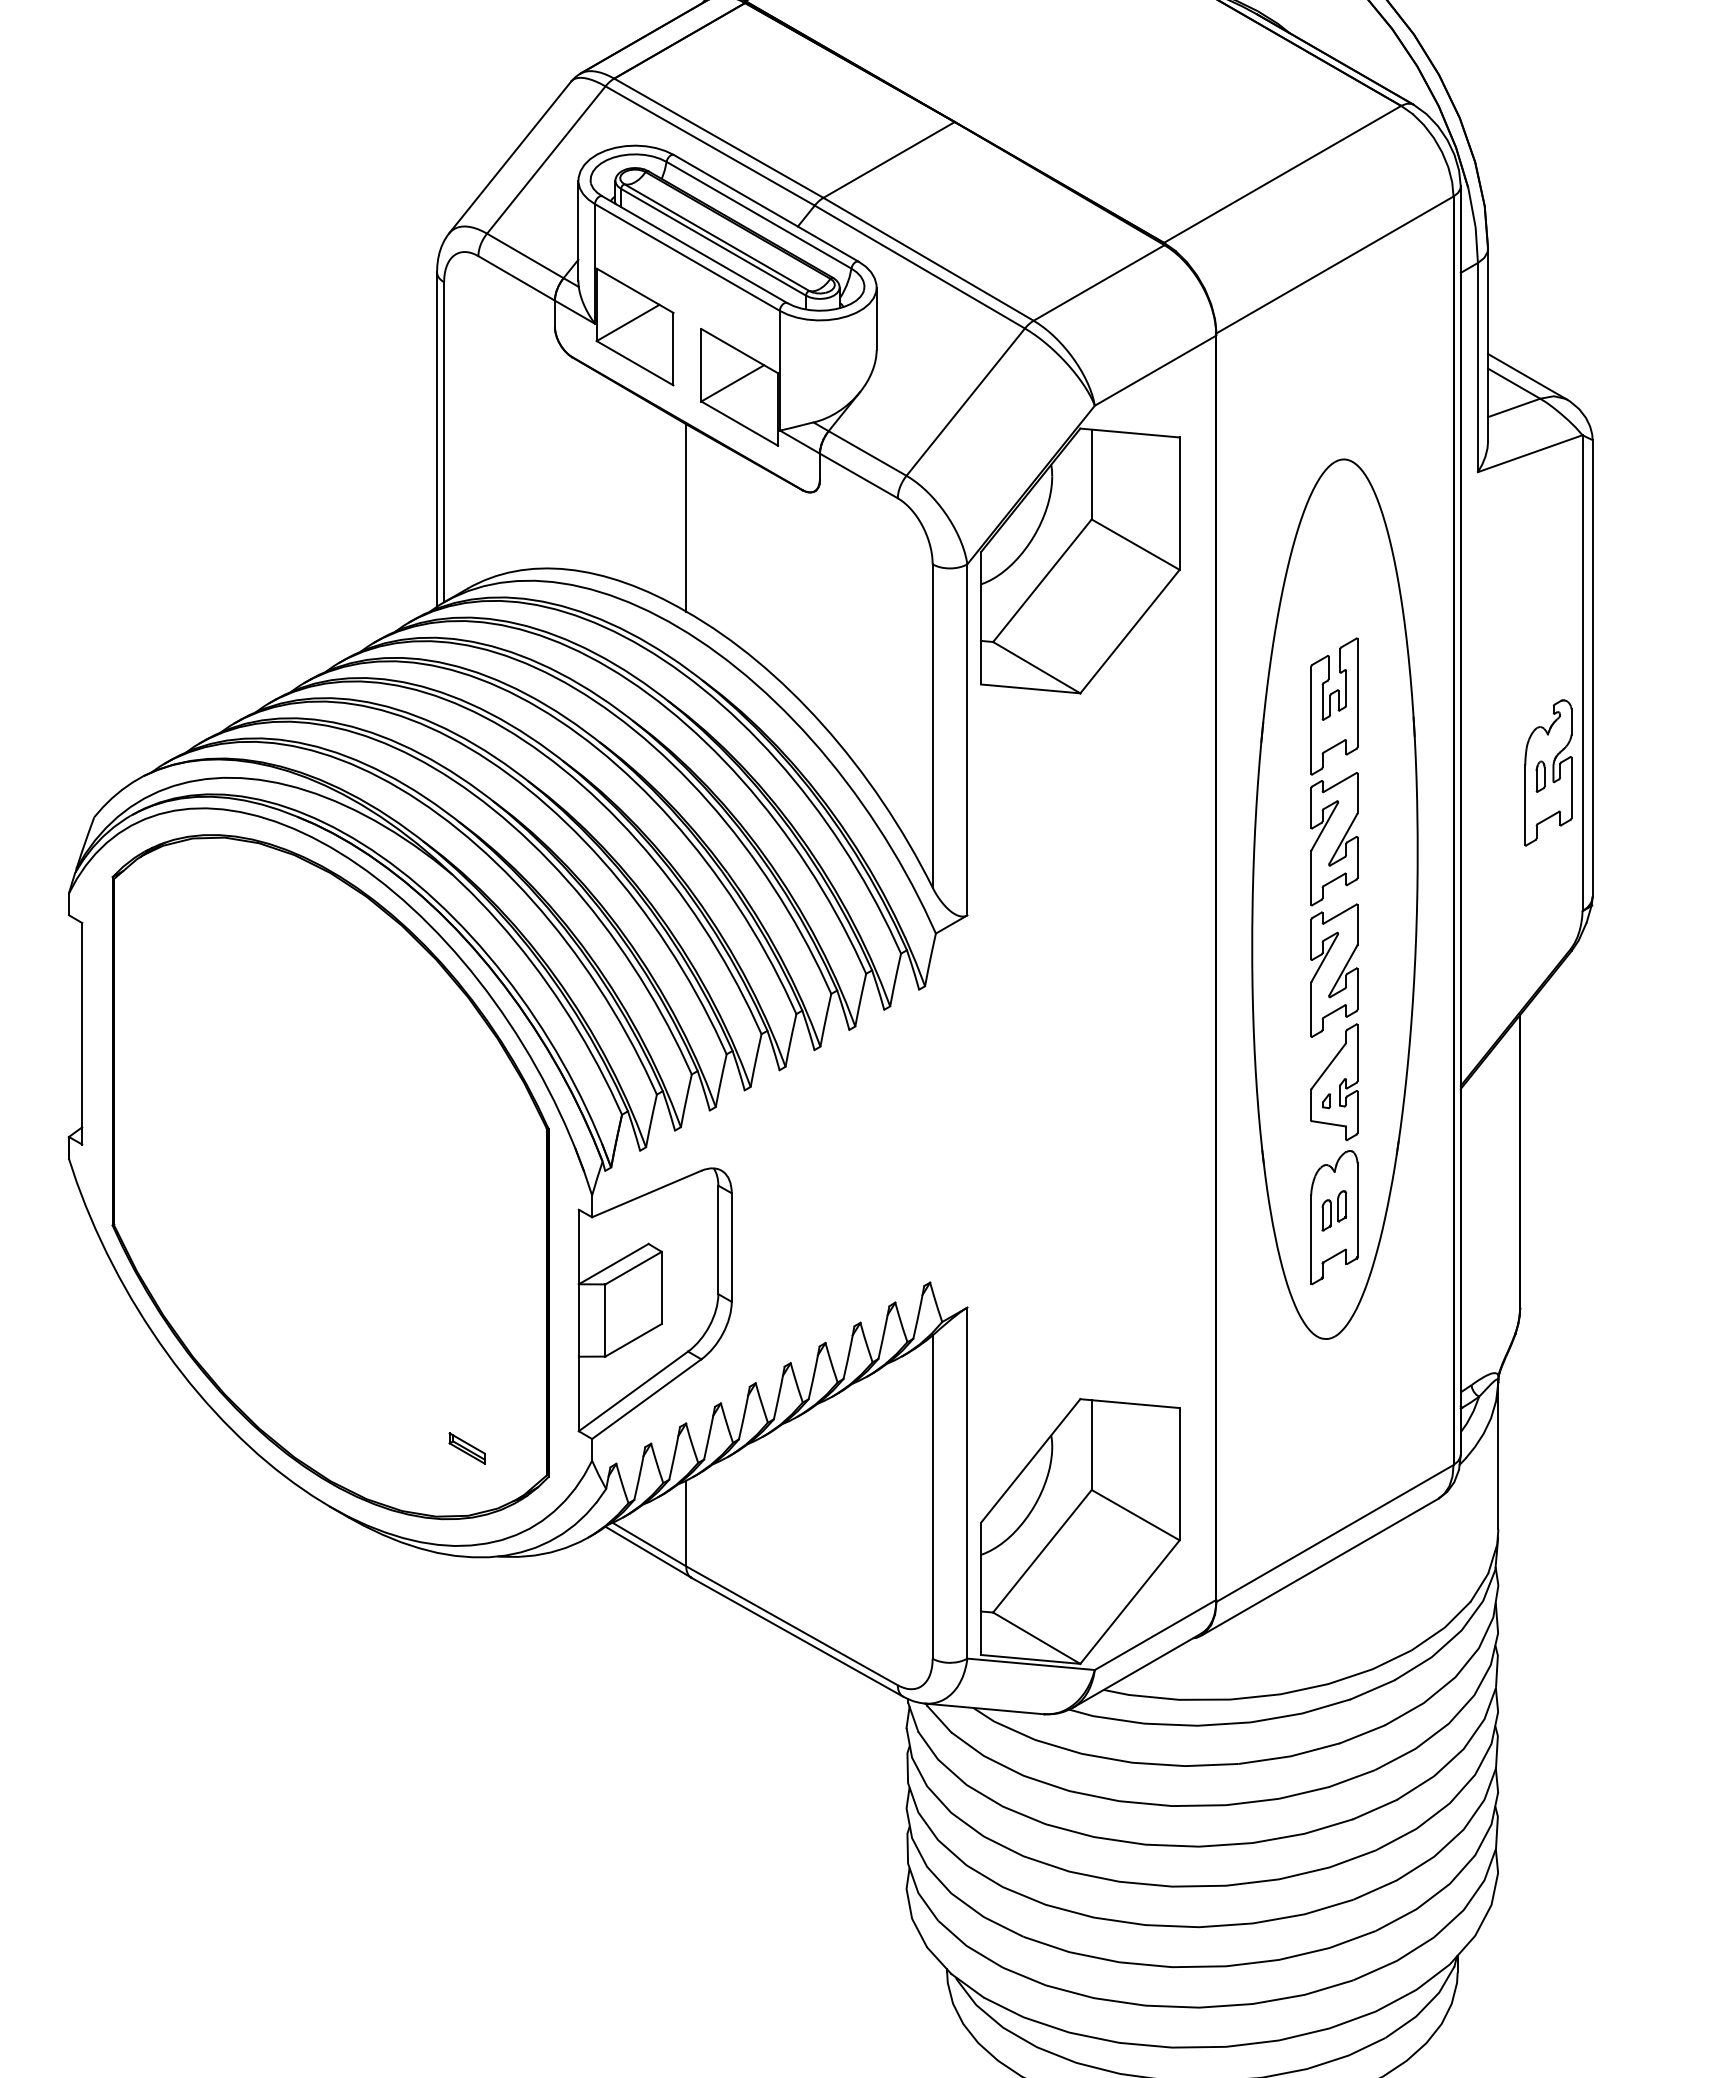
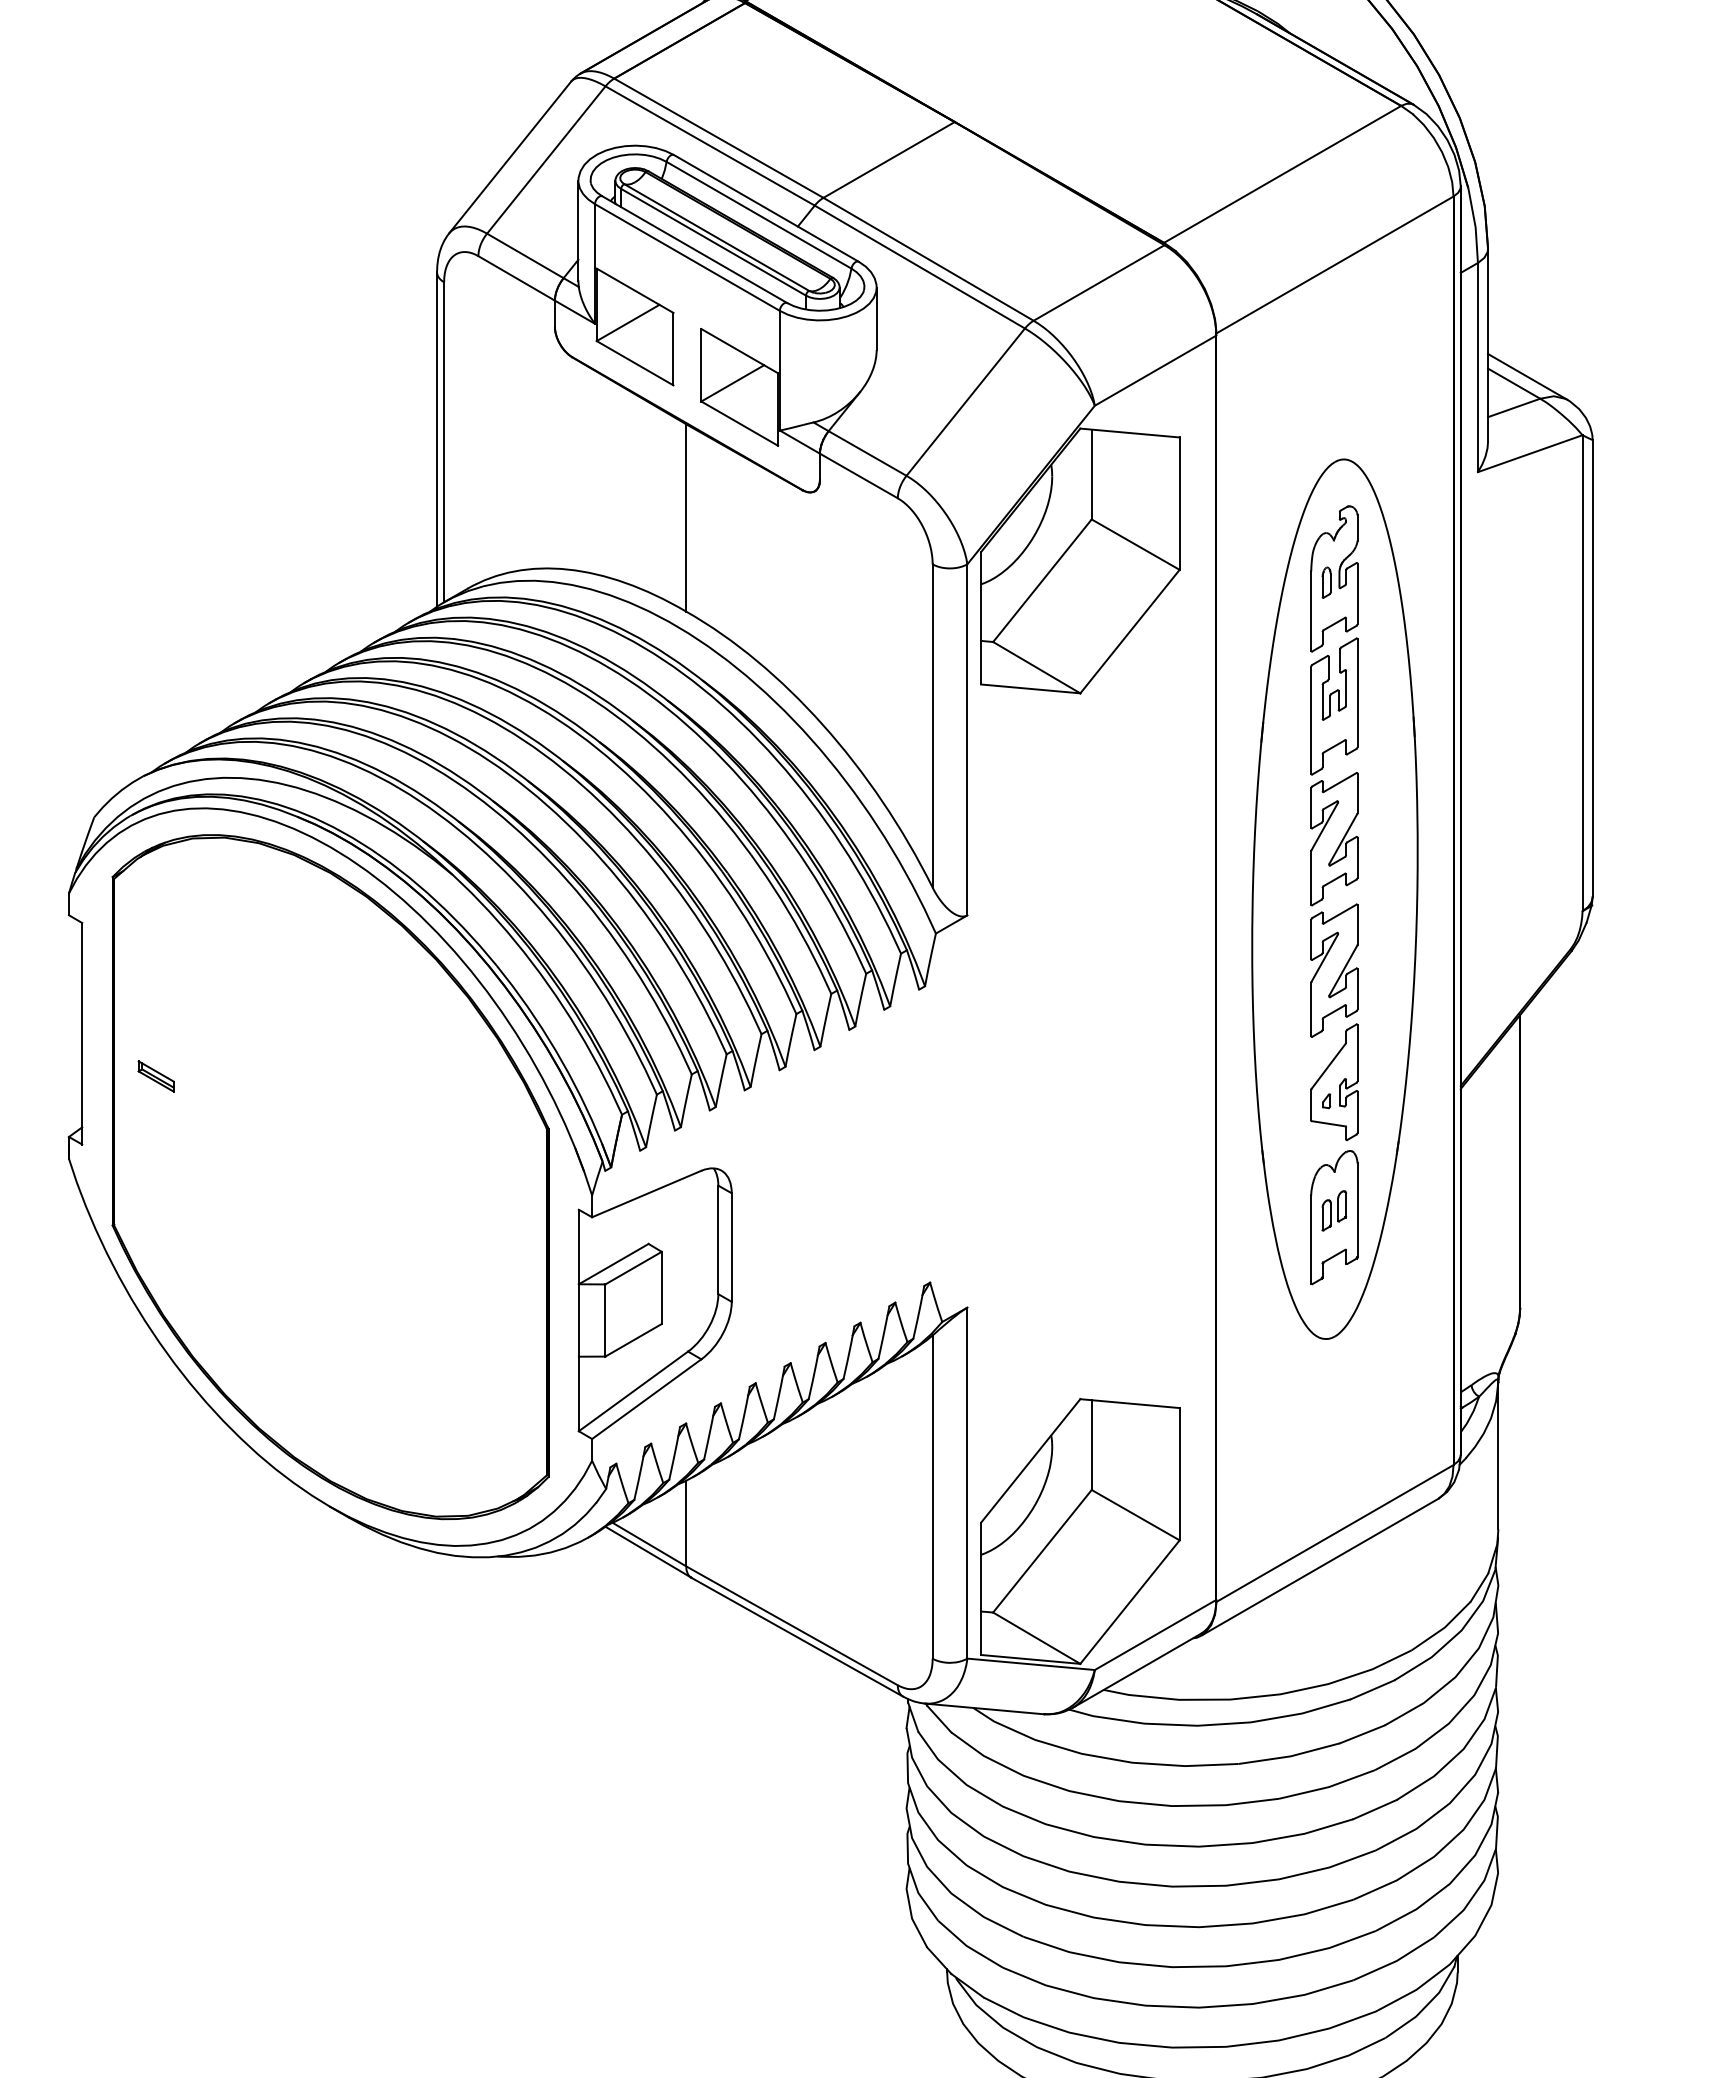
part position: (1548, 772) -> (1334, 578) (1334, 578)
part position: (466, 1448) -> (155, 1076) (155, 1076)
